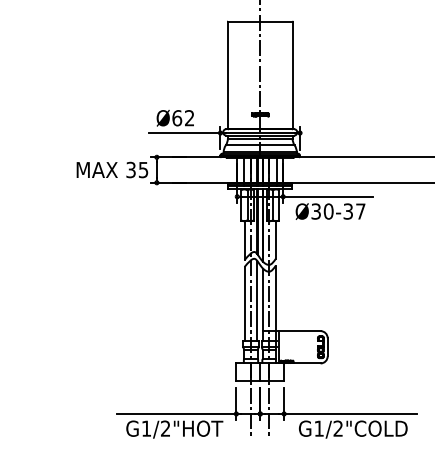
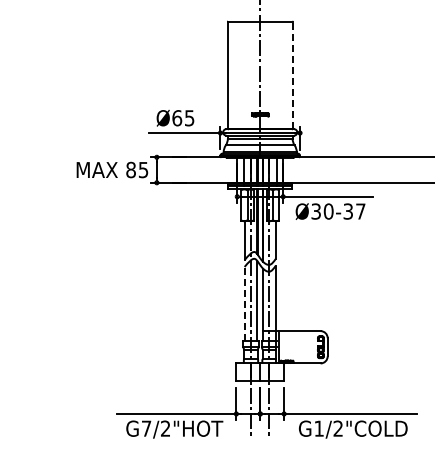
line: solid -> dashed (292, 75)
text: Ø62 -> Ø65 (189, 118)
text: 35 -> 85 (130, 169)
line: solid -> dashed (244, 303)
text: G1/2"HOT -> G7/2"HOT (146, 428)
